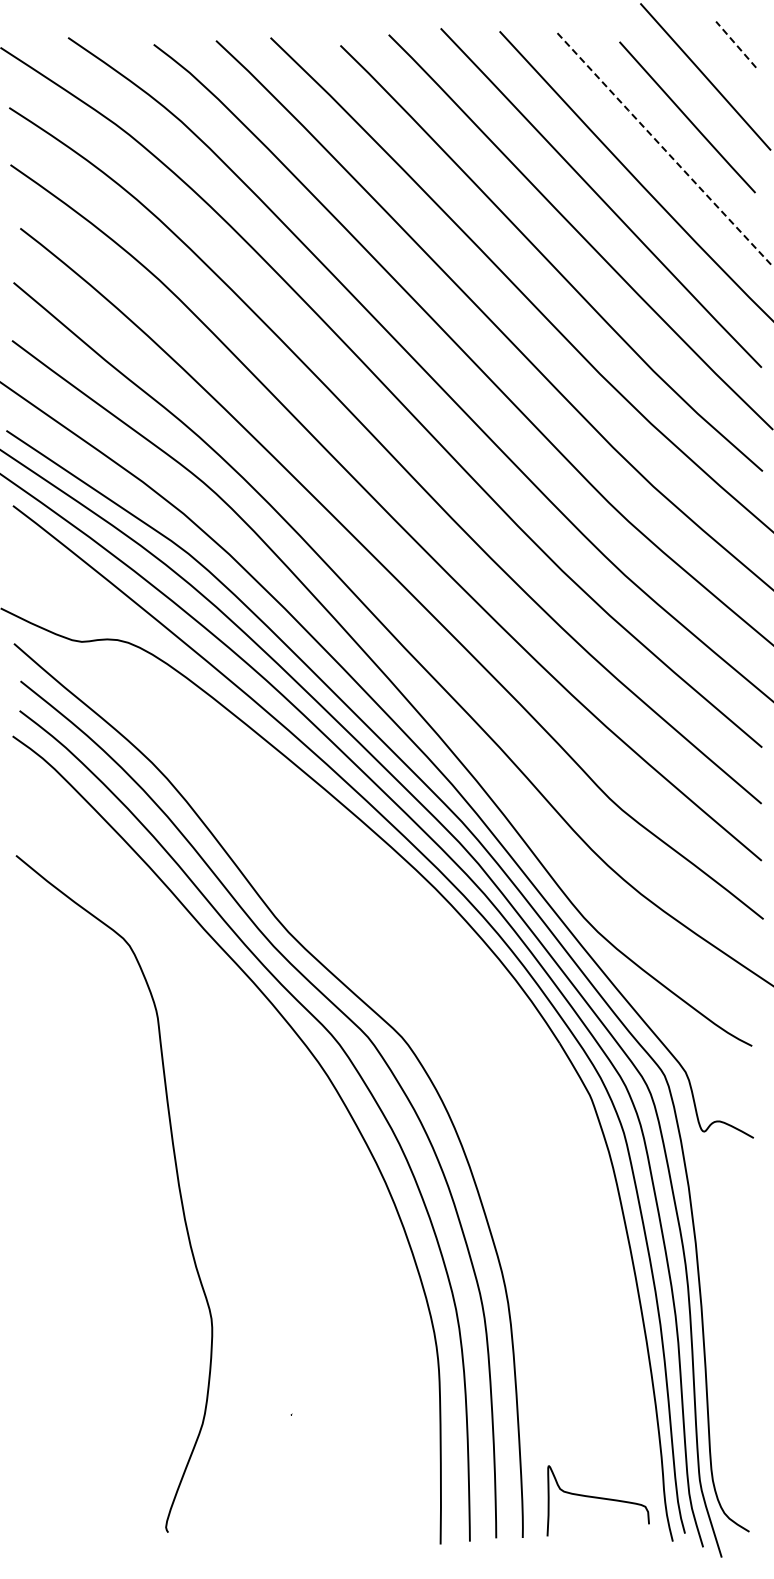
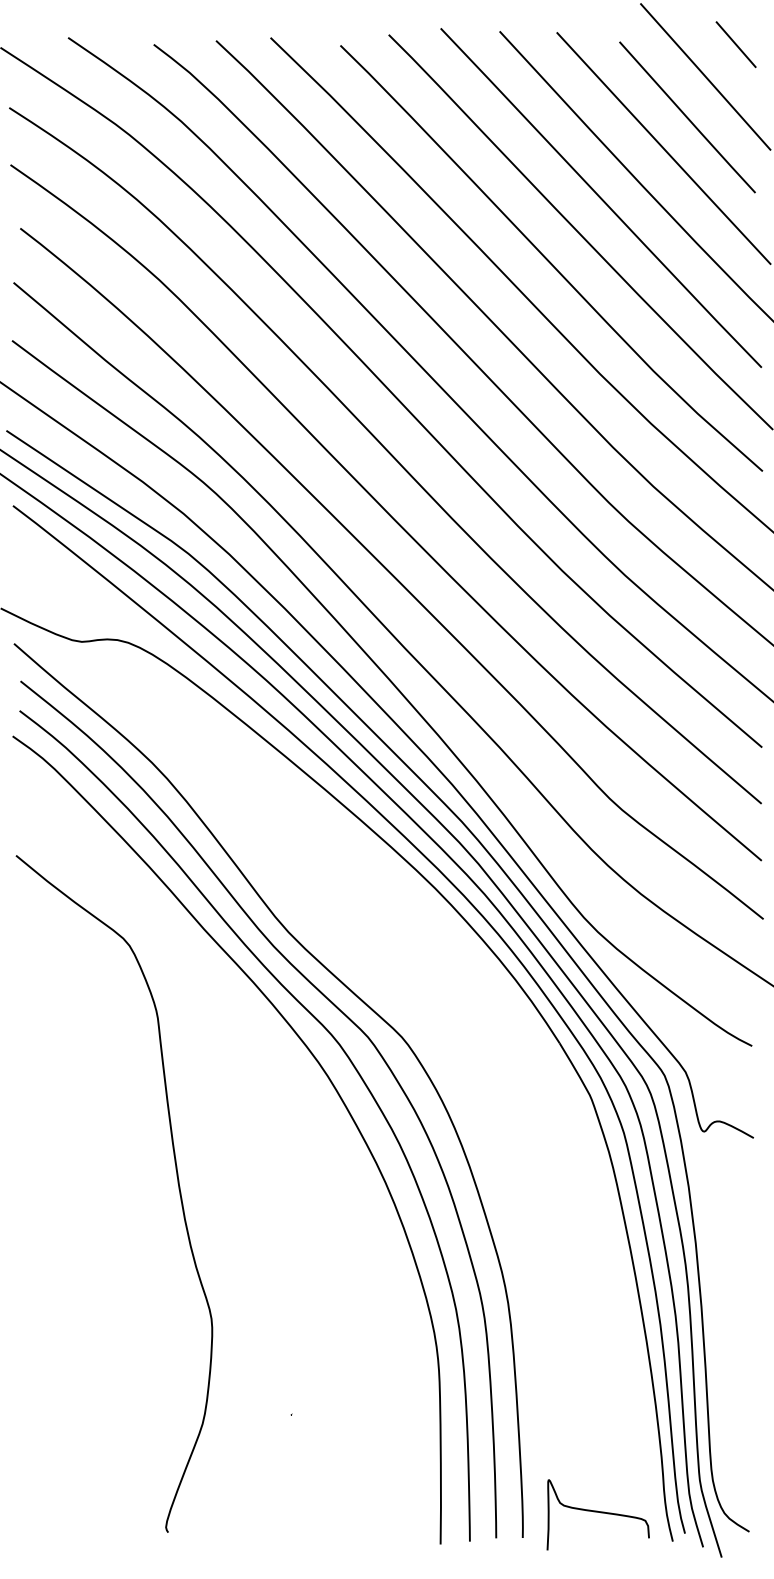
line: dashed -> solid (736, 44)
line: dashed -> solid (663, 148)
curve position: (597, 1498) -> (597, 1512) (597, 1512)
